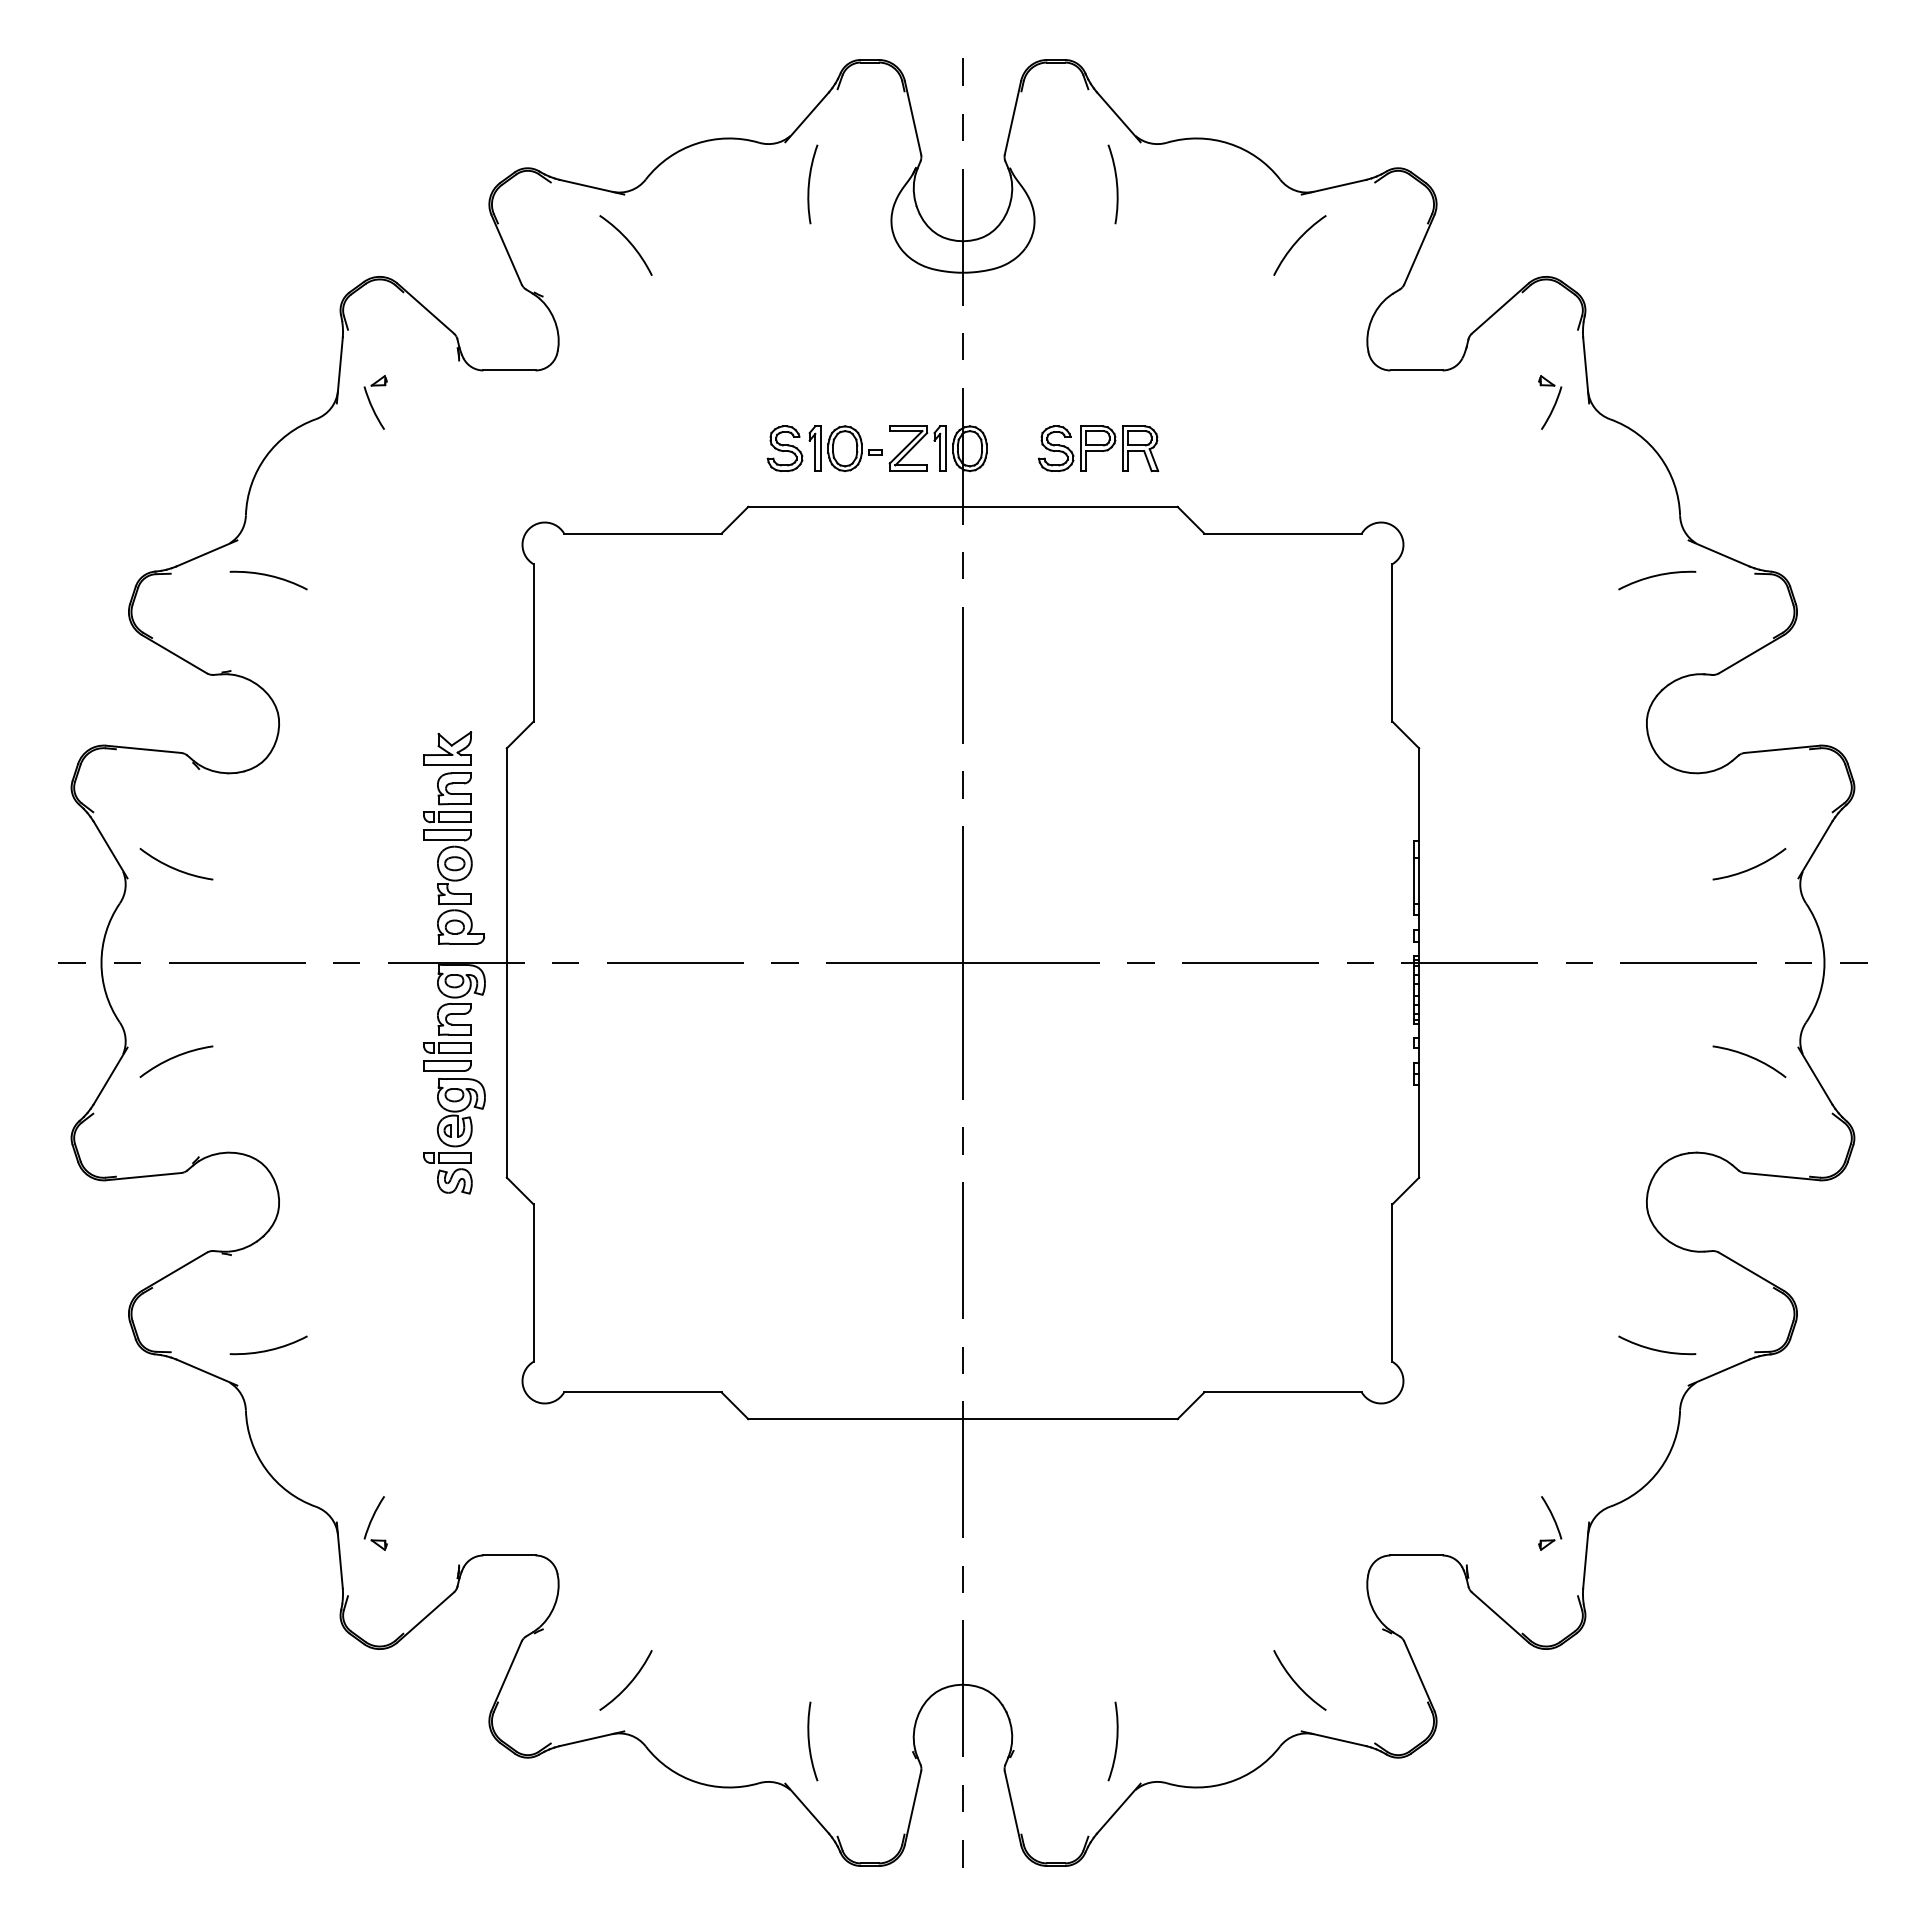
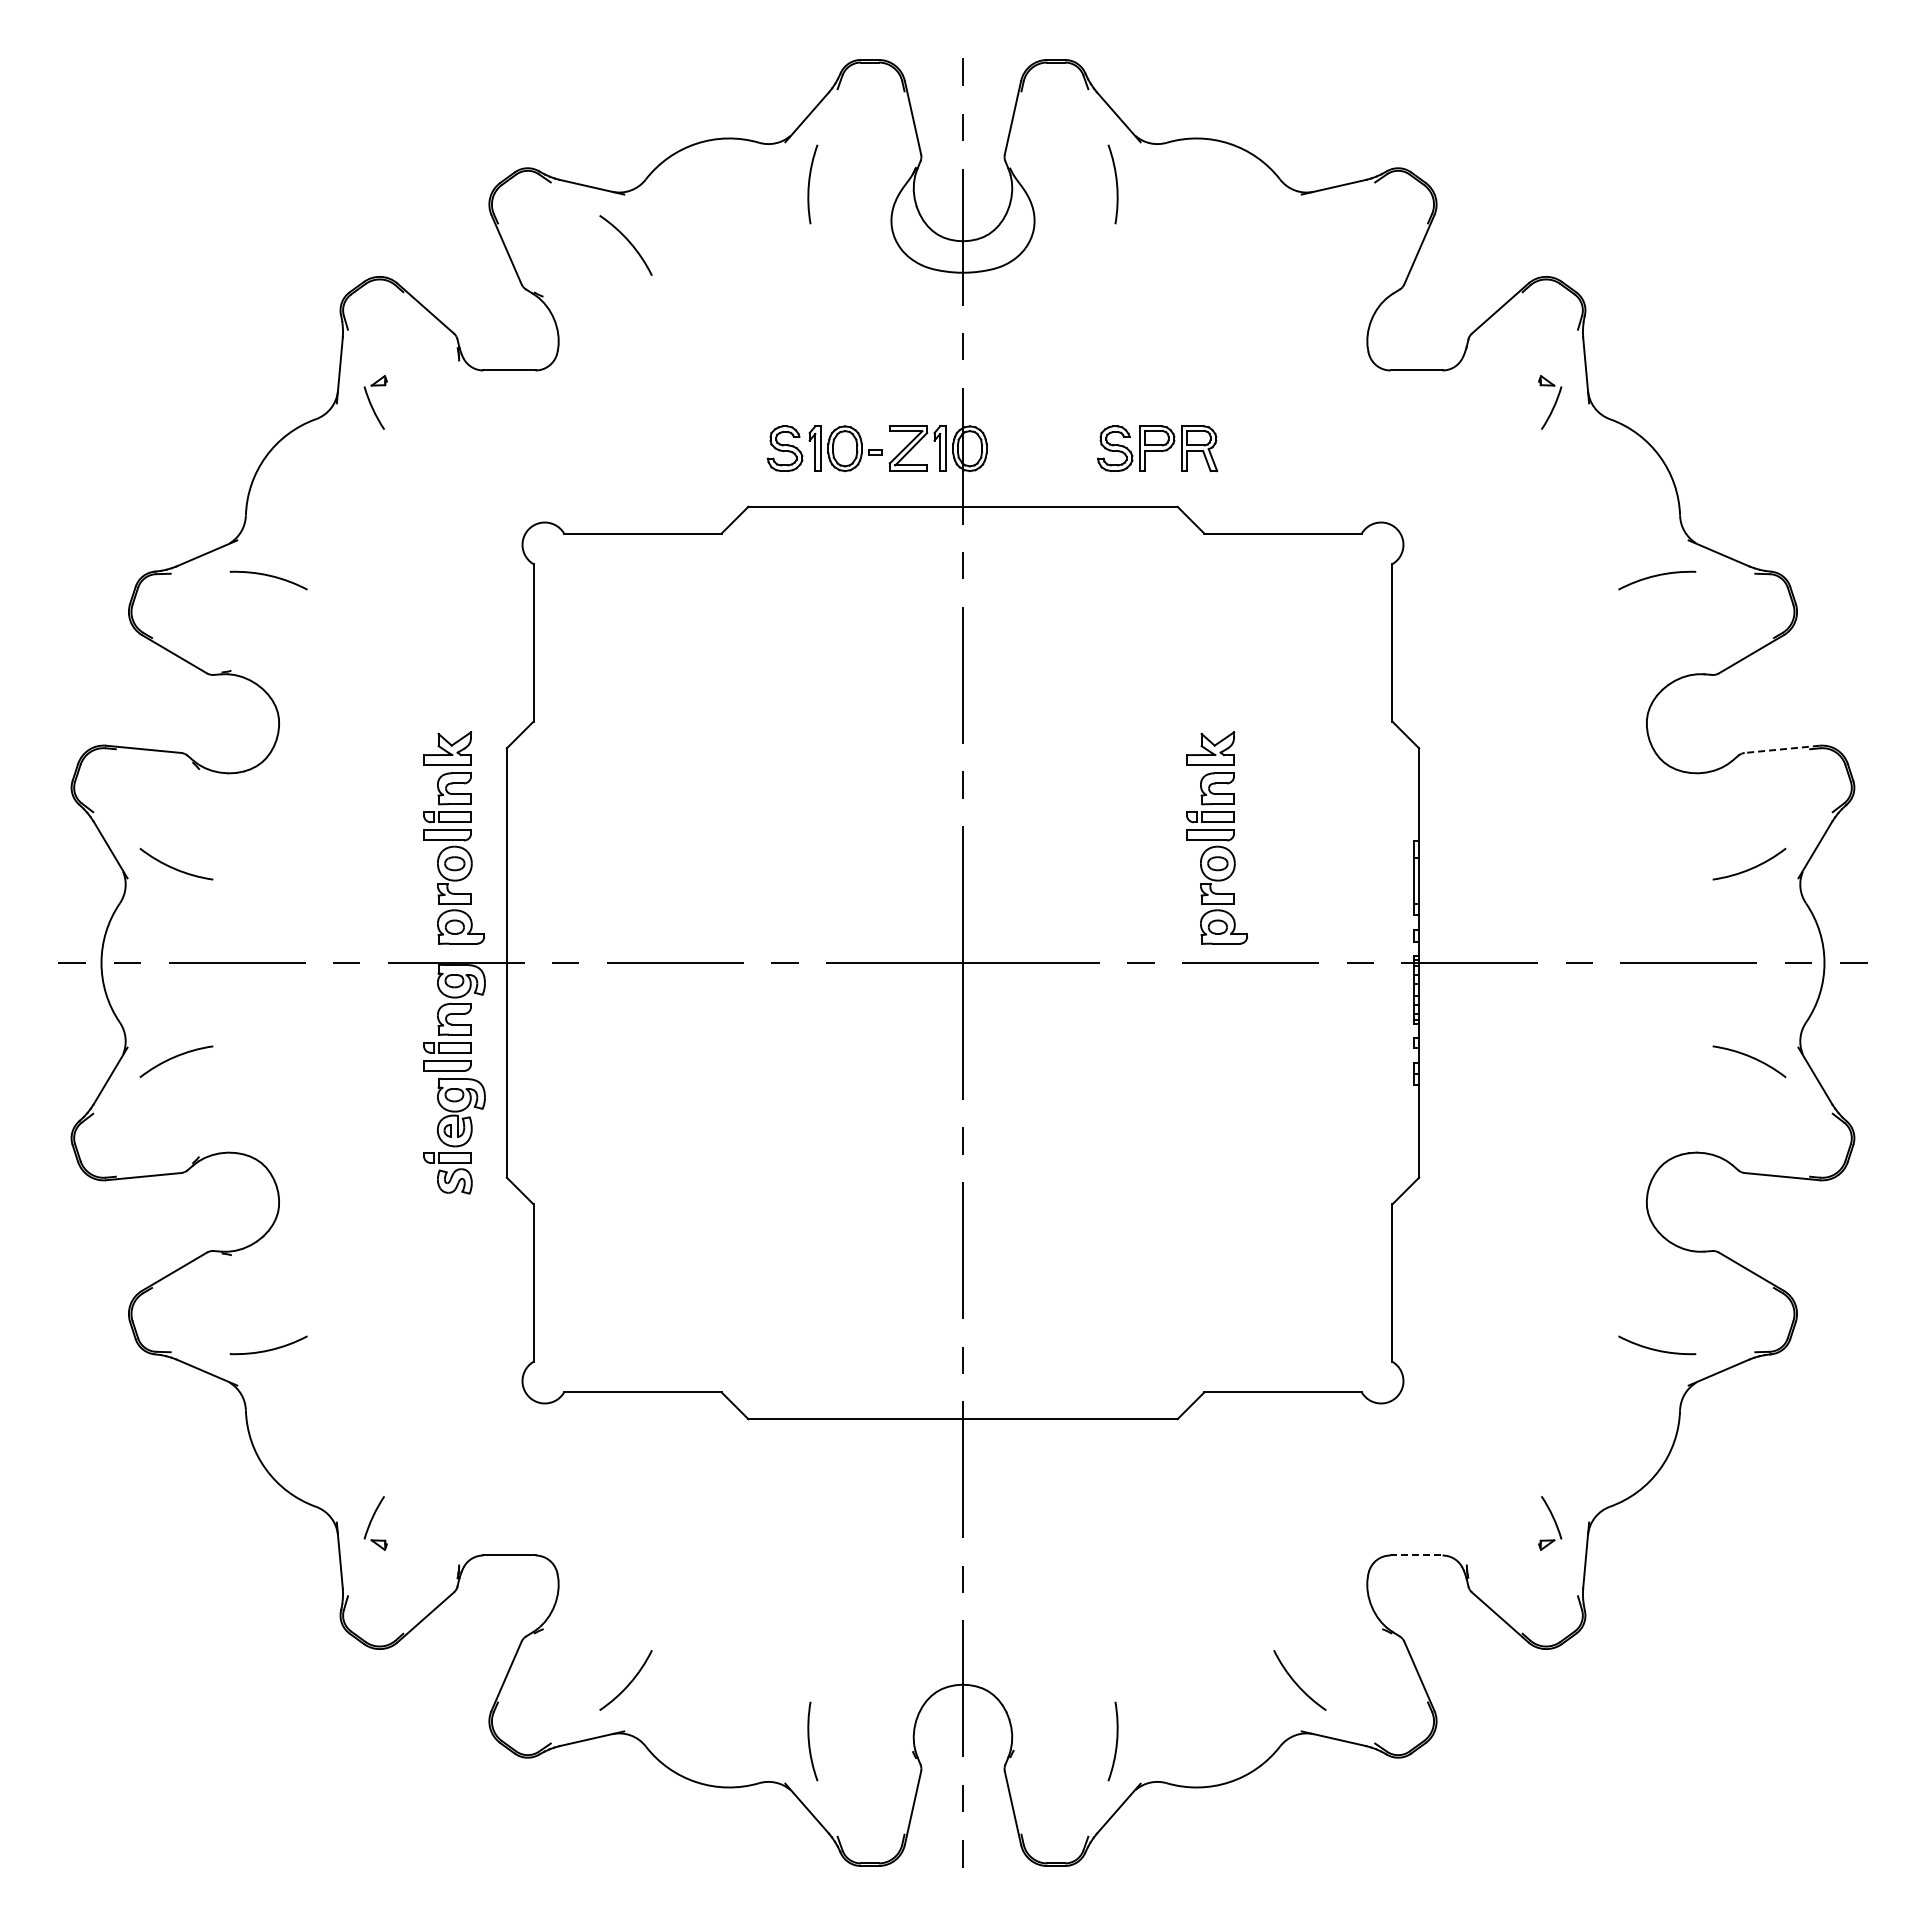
arc: present -> none (1297, 242)
part position: (1098, 448) -> (1157, 448) (1157, 448)
line: solid -> dashed (1782, 749)
part: none -> present (1217, 837)
line: solid -> dashed (1417, 1555)
